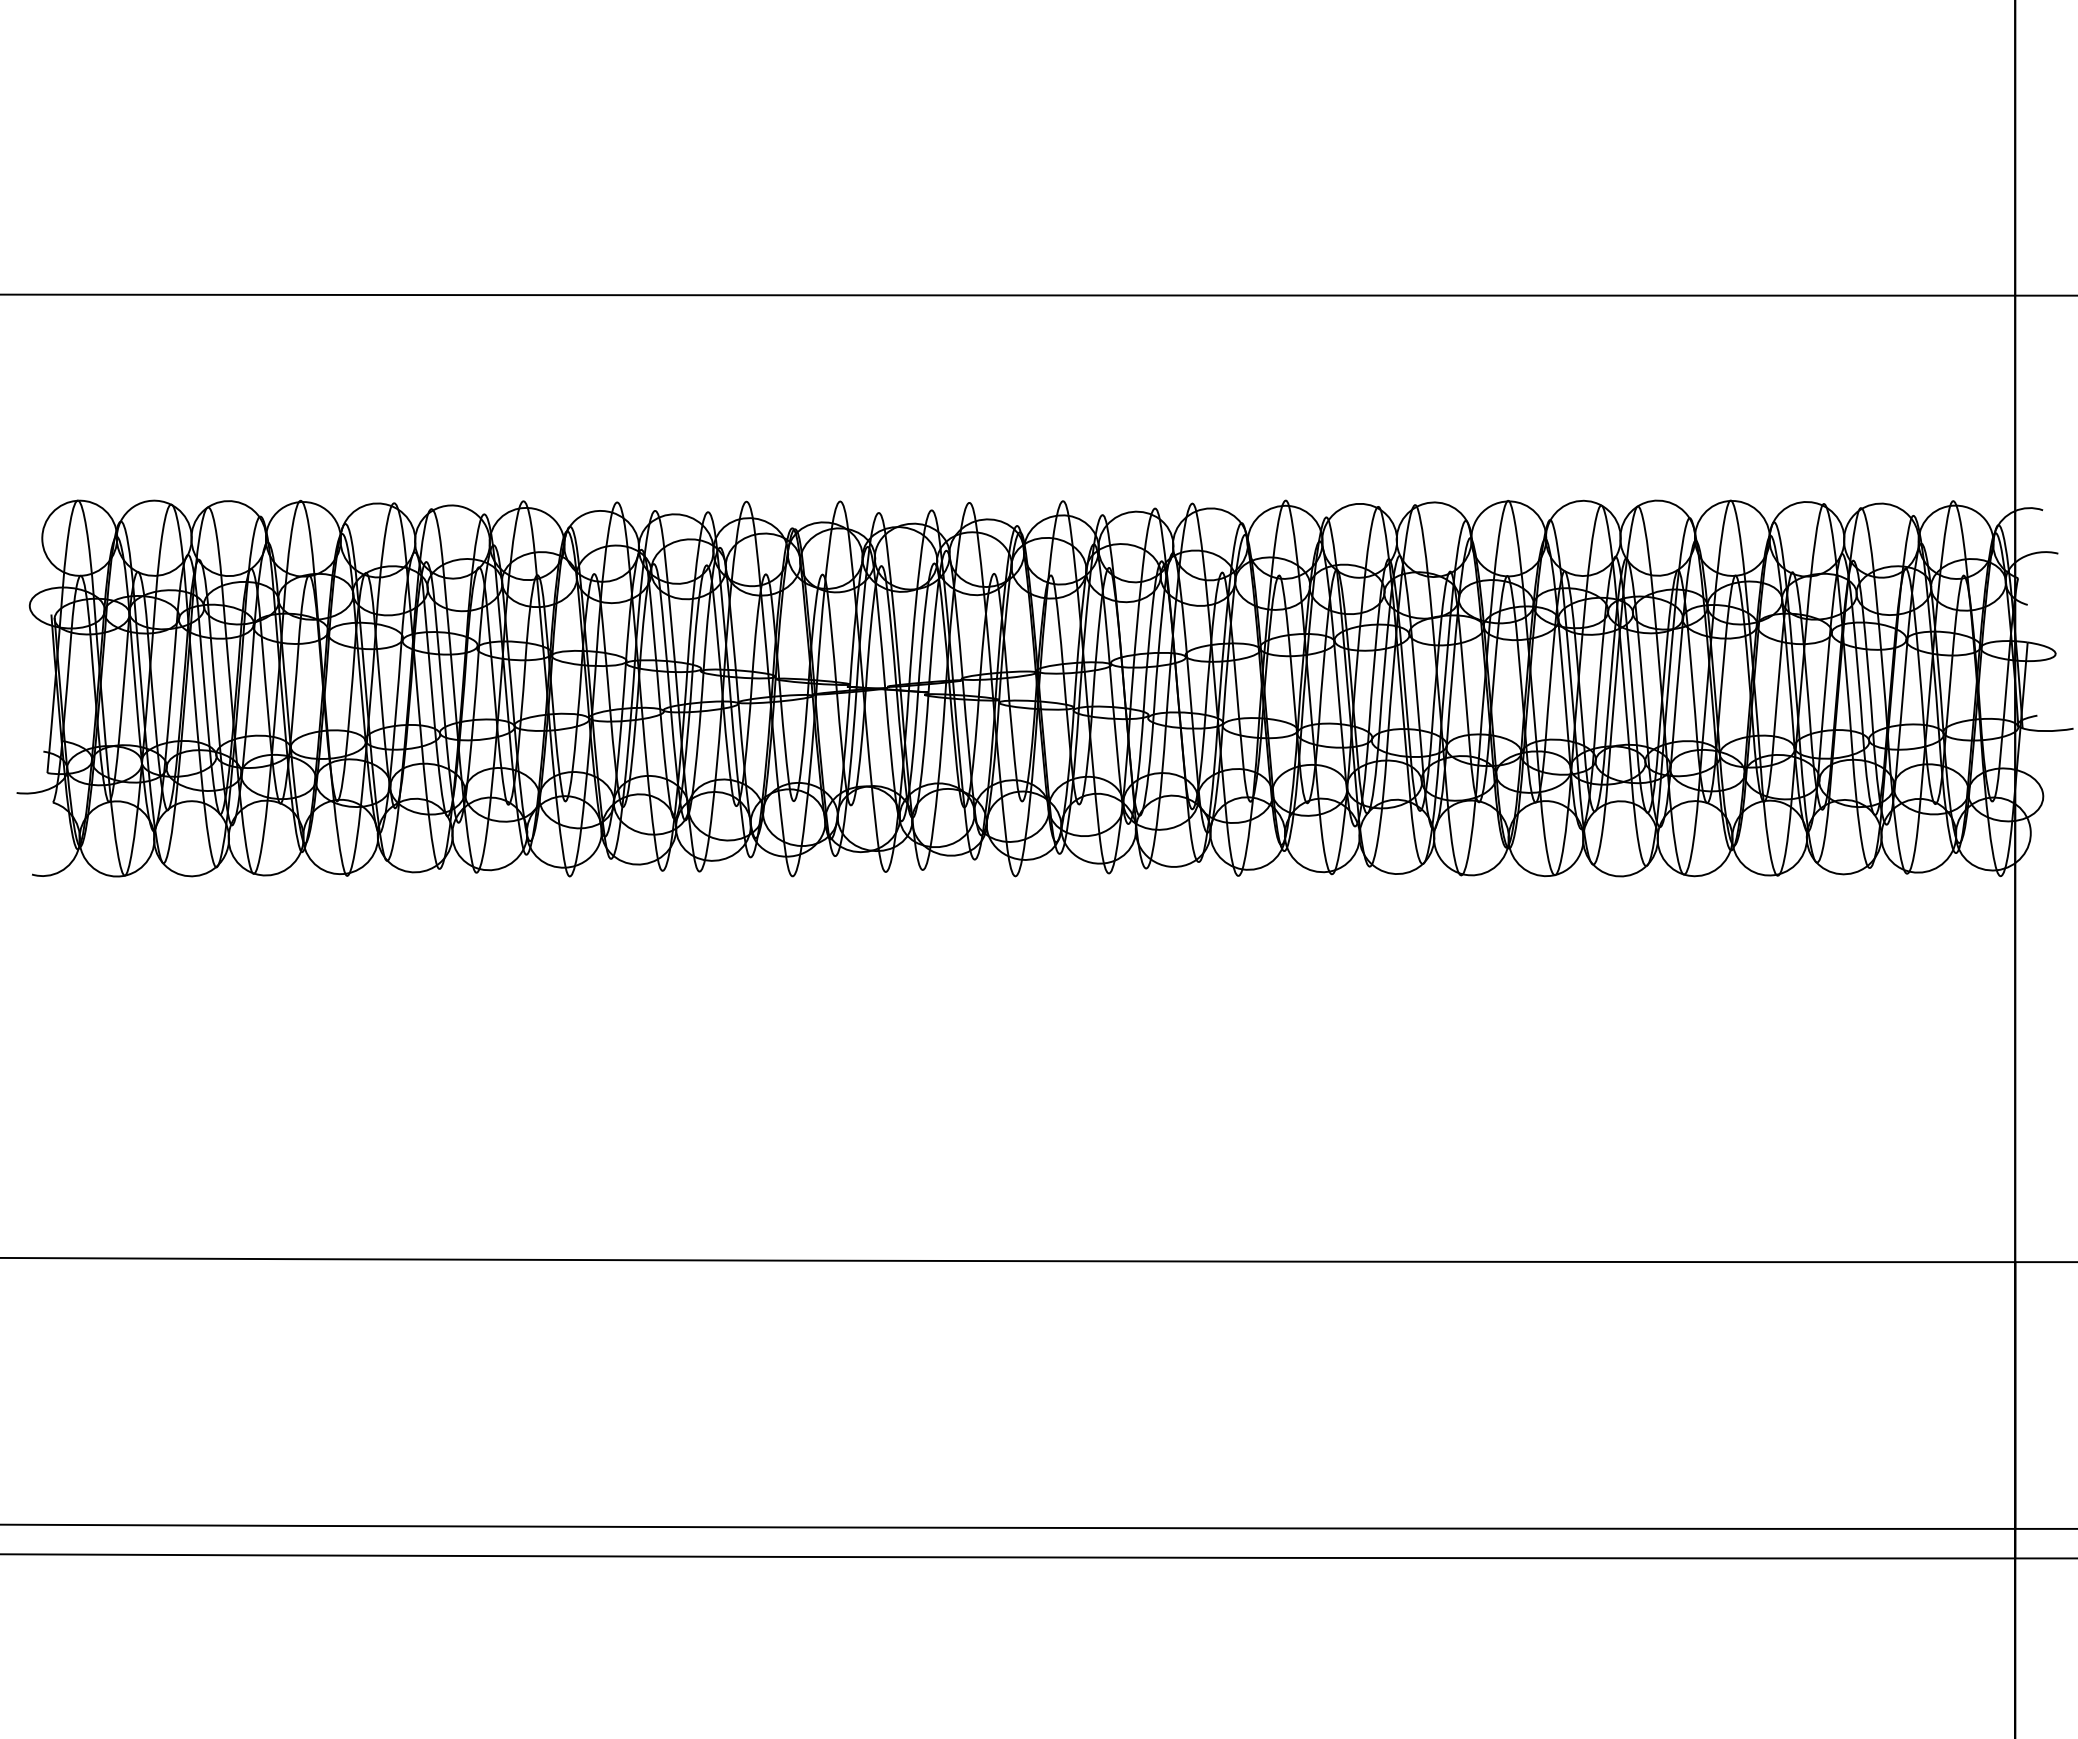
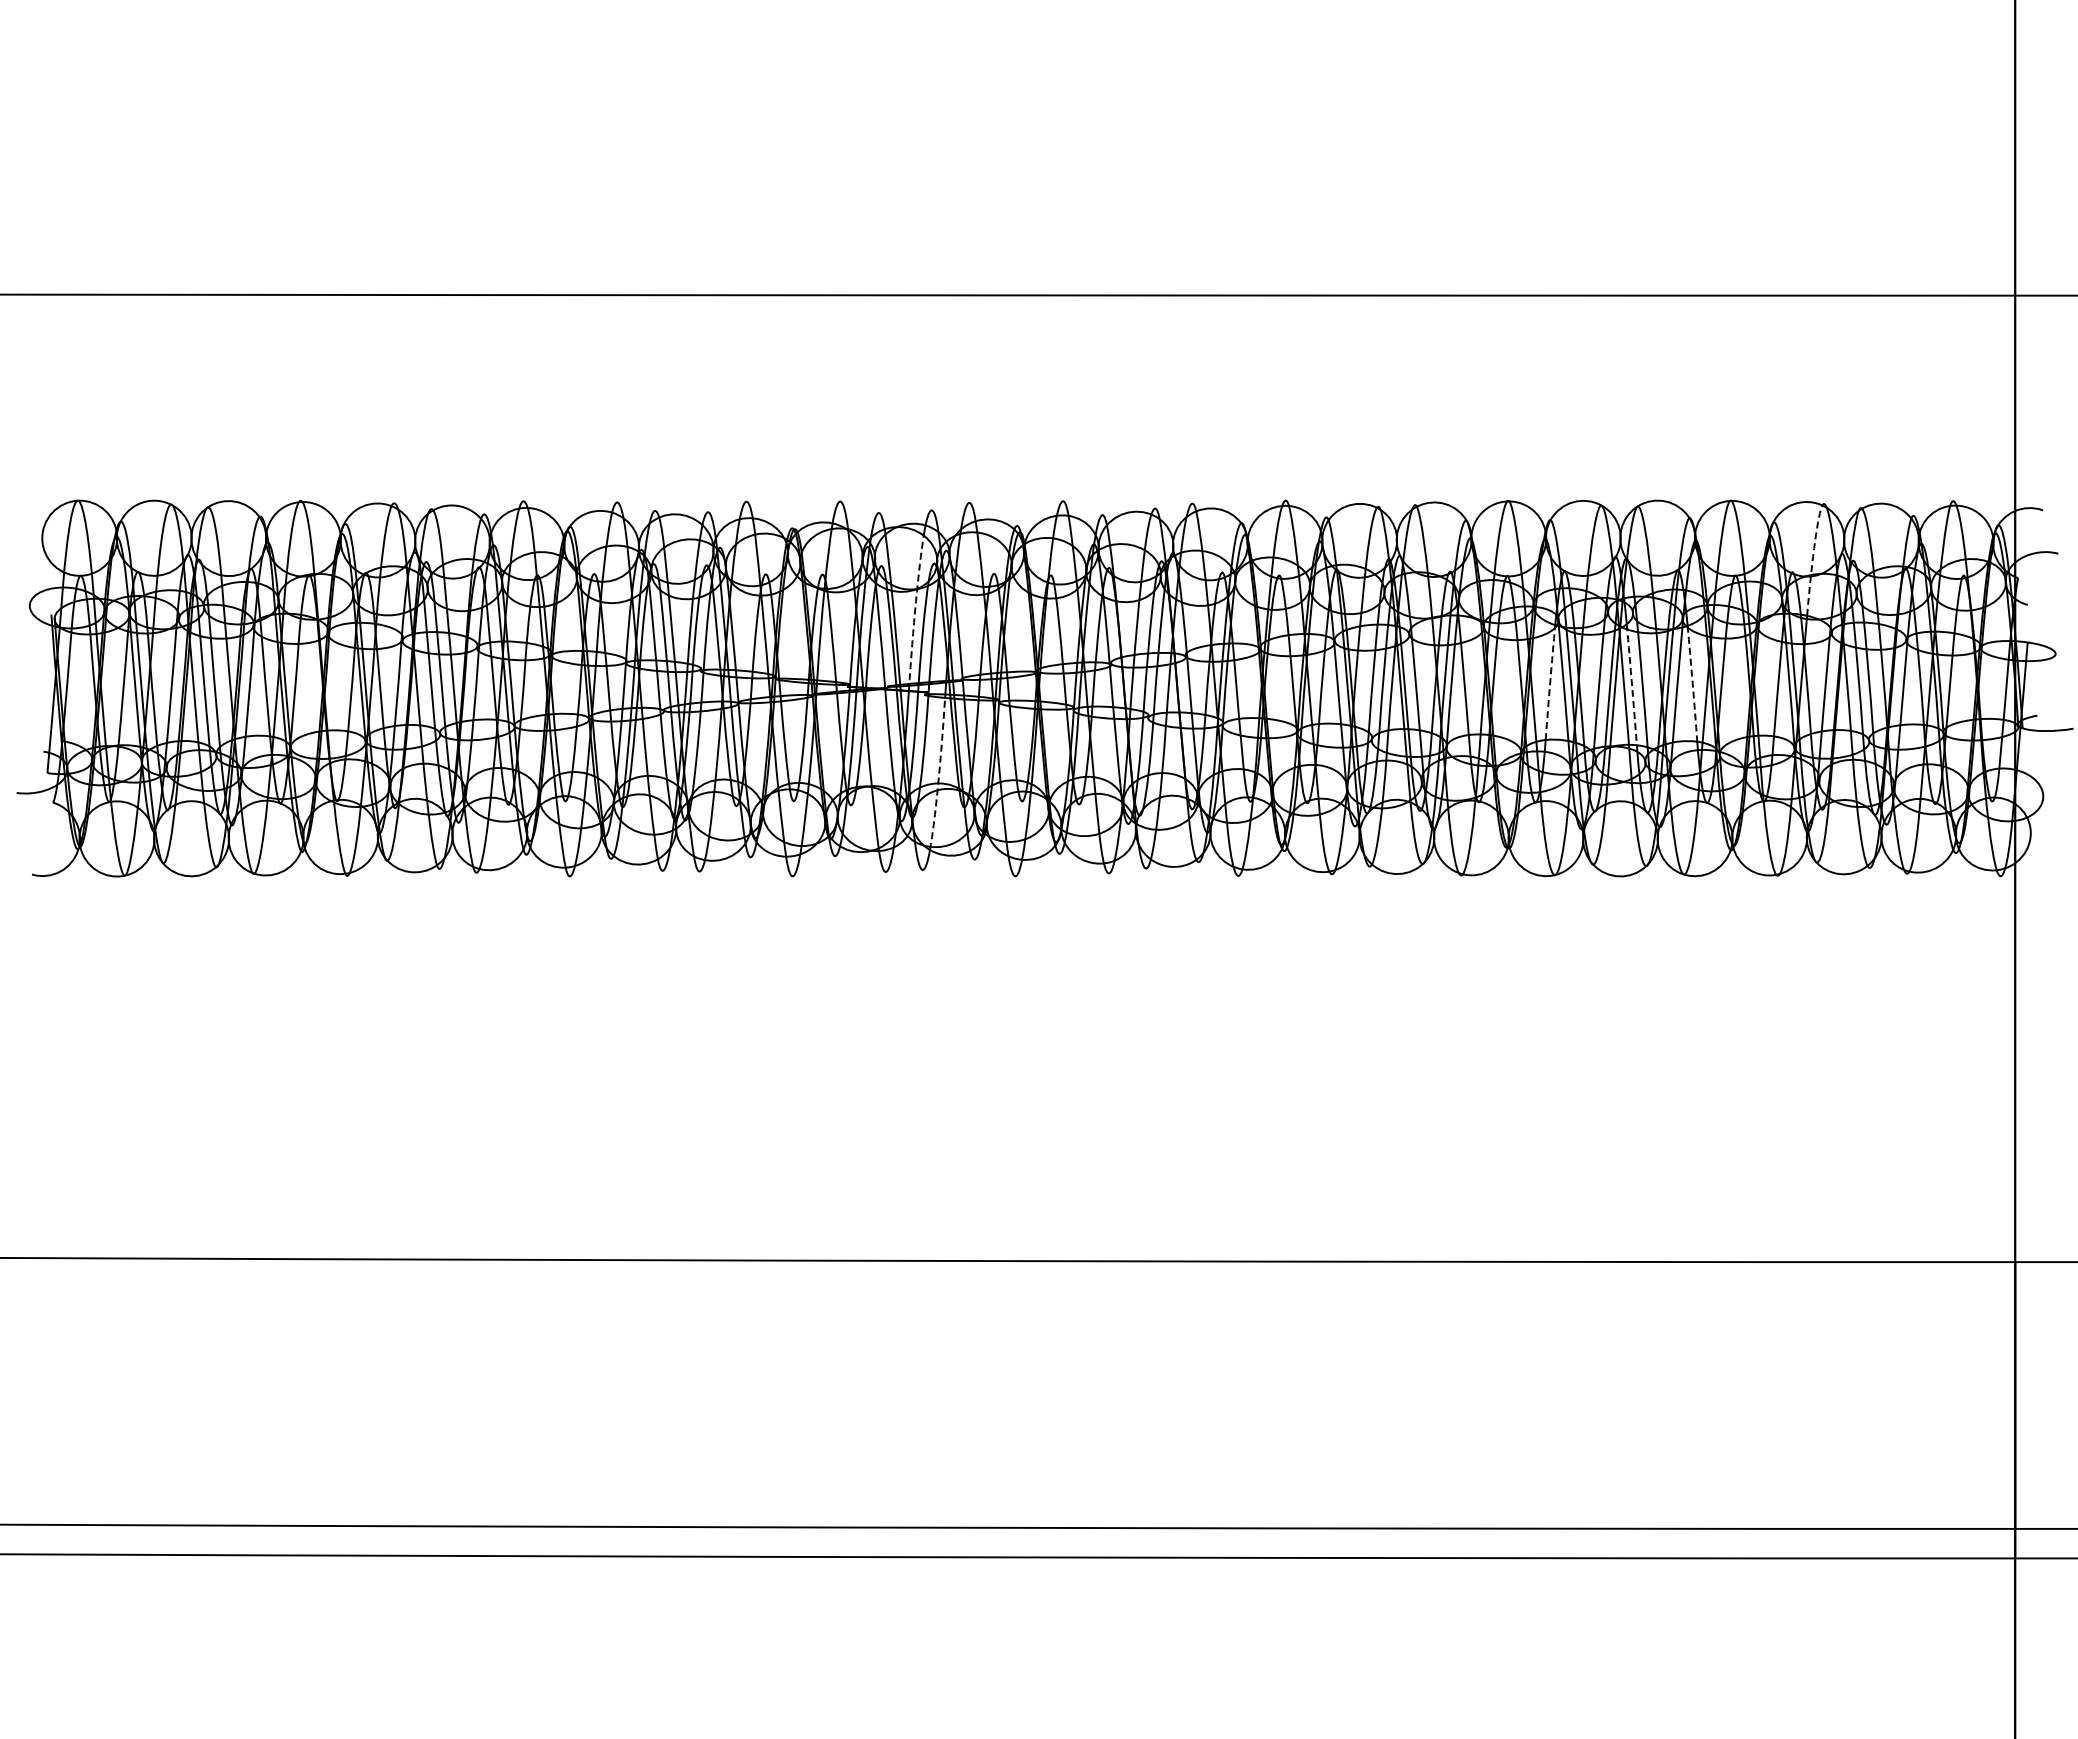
arc: solid -> dashed (1813, 556)
arc: solid -> dashed (915, 610)
arc: solid -> dashed (1550, 681)
arc: solid -> dashed (1692, 683)
arc: solid -> dashed (1632, 688)
arc: solid -> dashed (938, 777)
